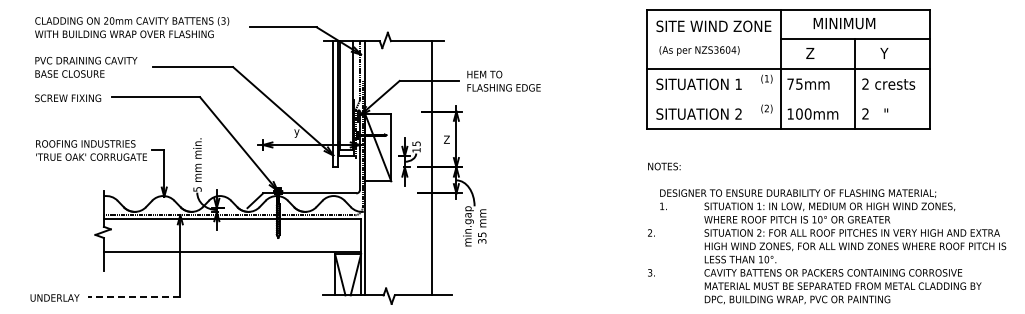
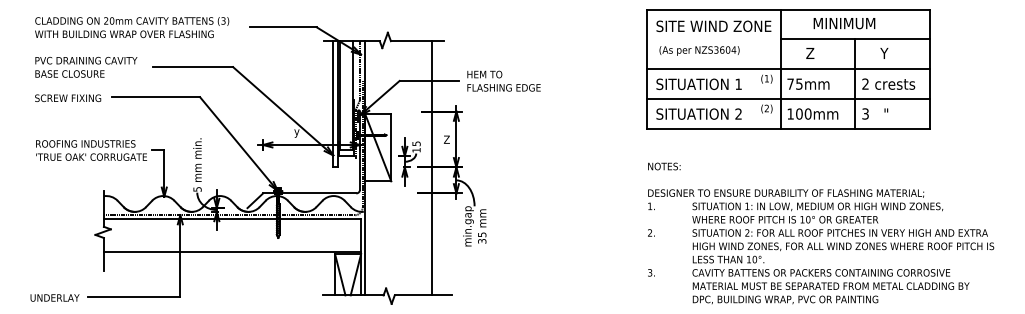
line: none -> present (787, 99)
text: 2 -> 3 (865, 114)
text position: (833, 246) -> (821, 246) (821, 246)
line: dashed -> solid (133, 296)
